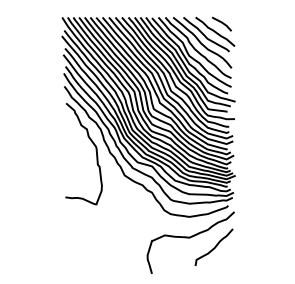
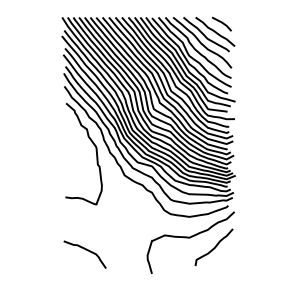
curve: none -> present (85, 250)
